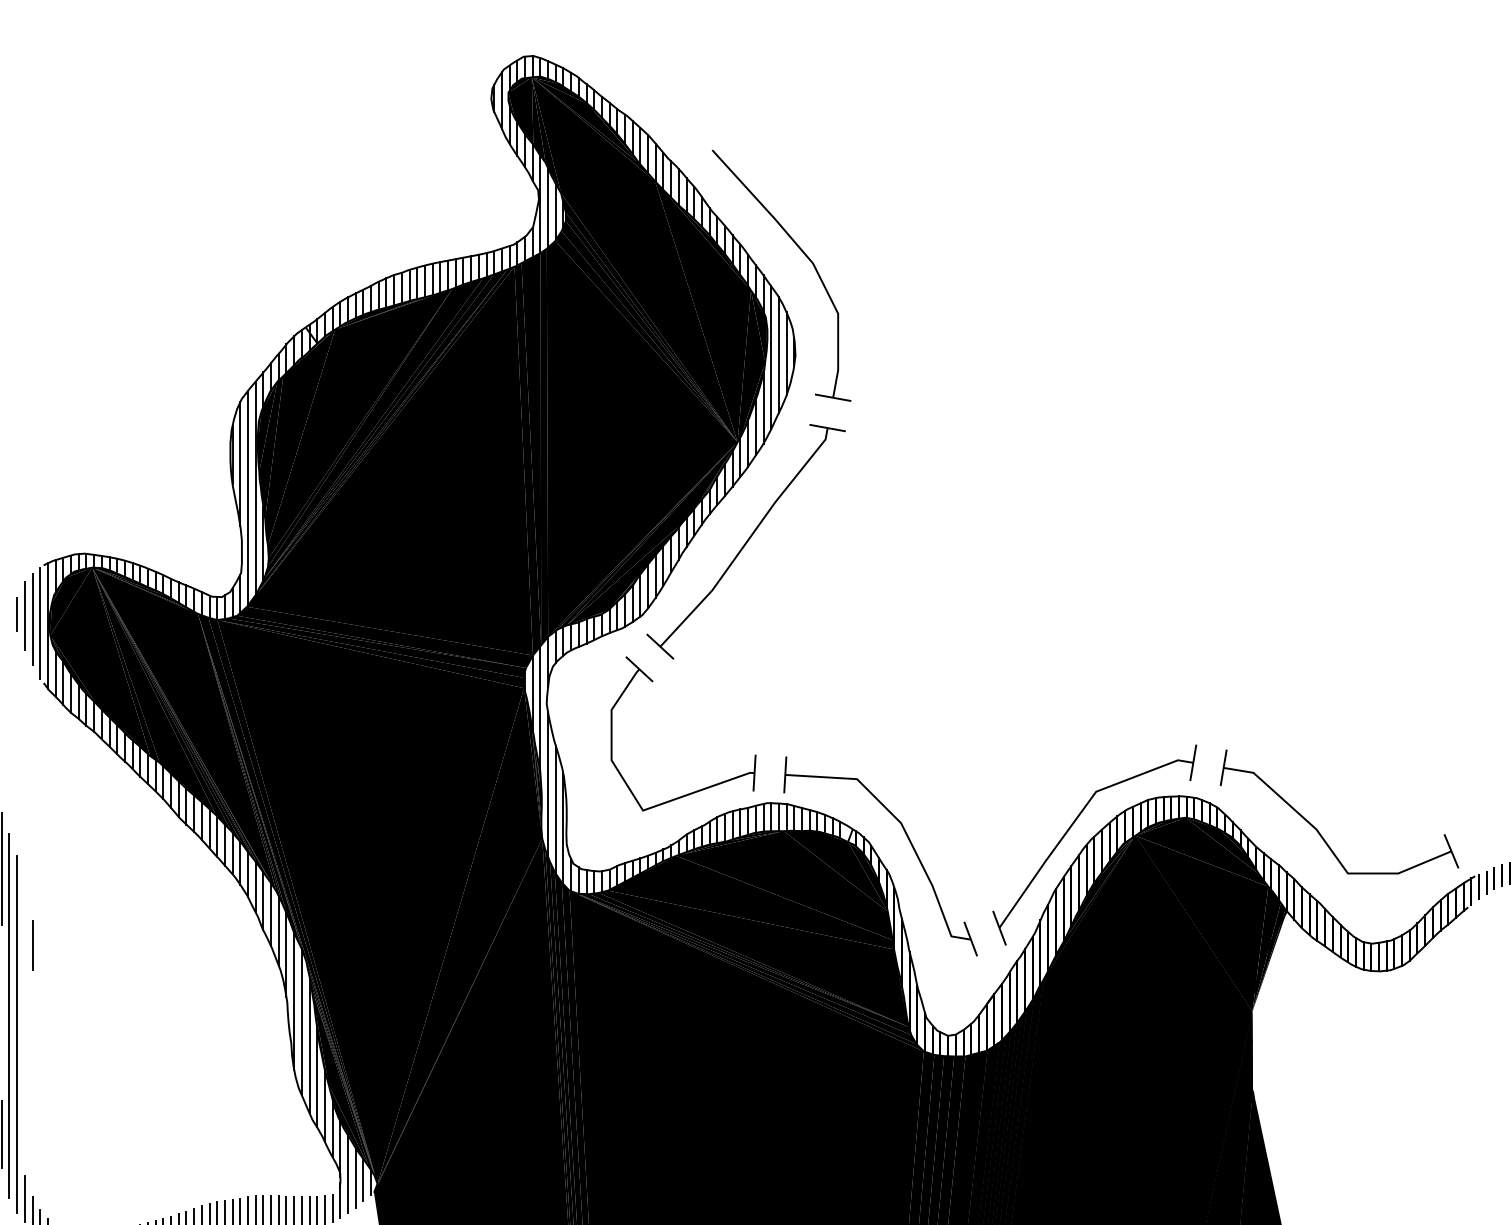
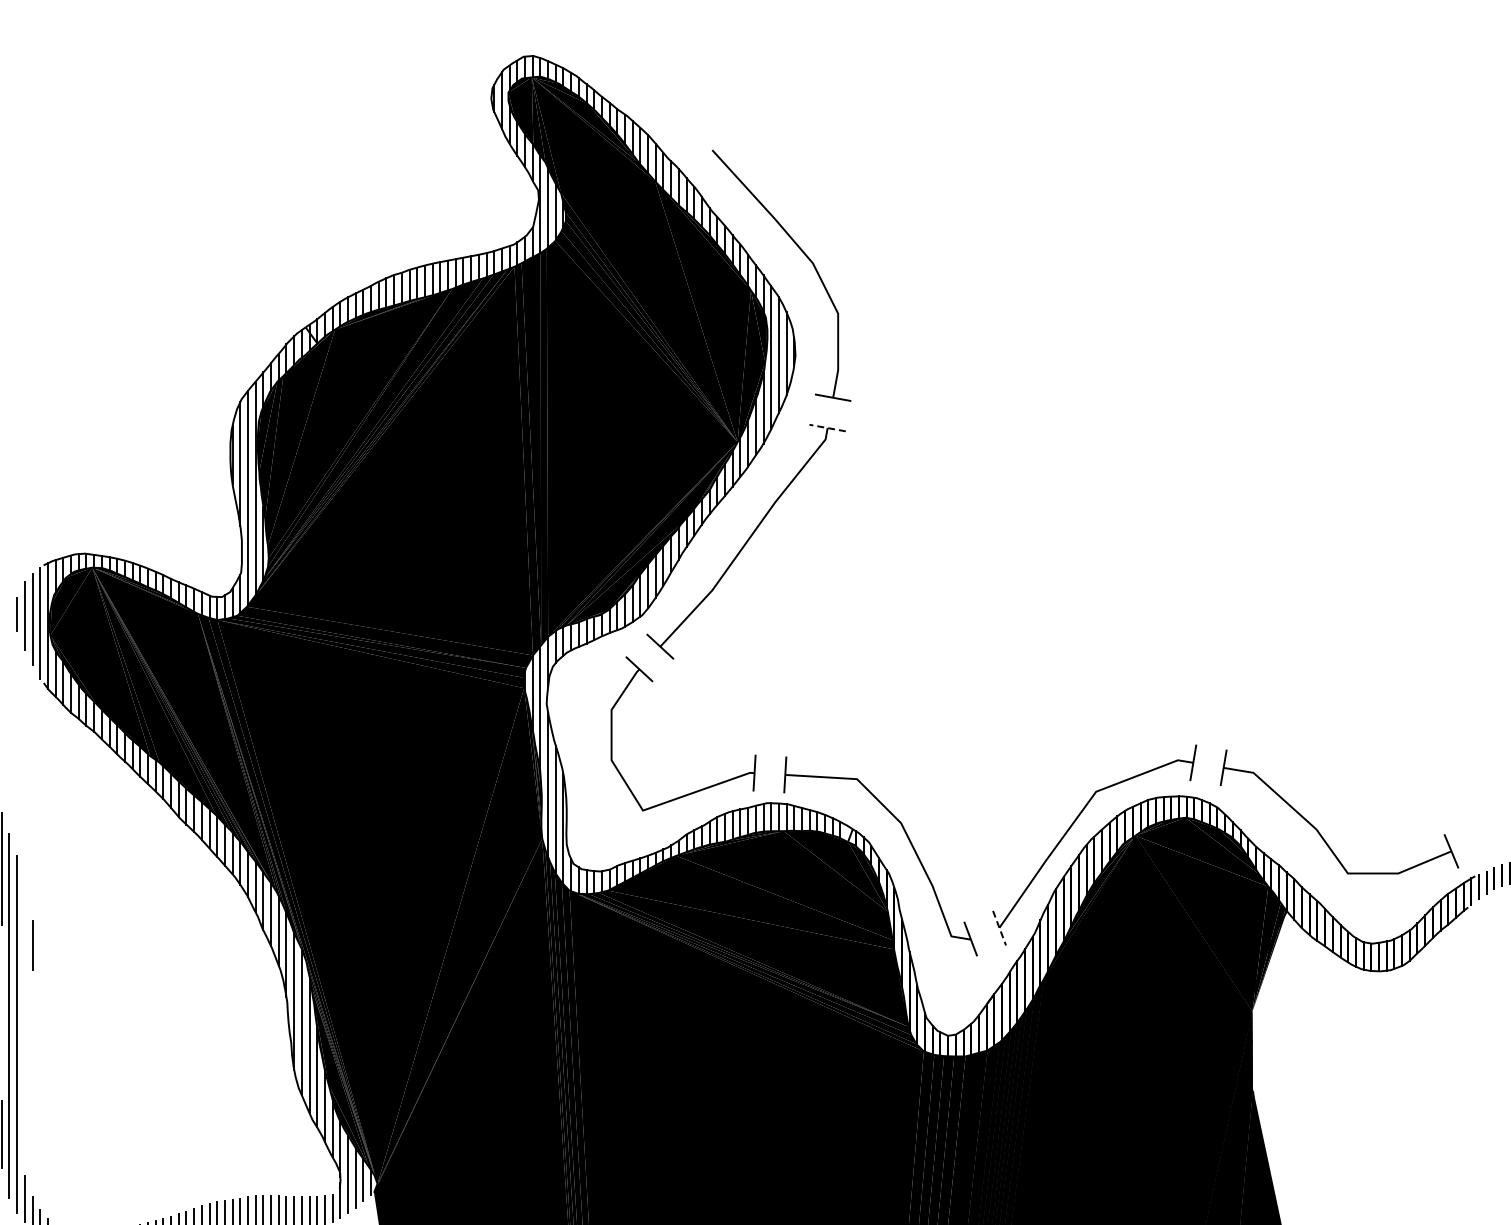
line: solid -> dashed (827, 427)
line: solid -> dashed (999, 928)
